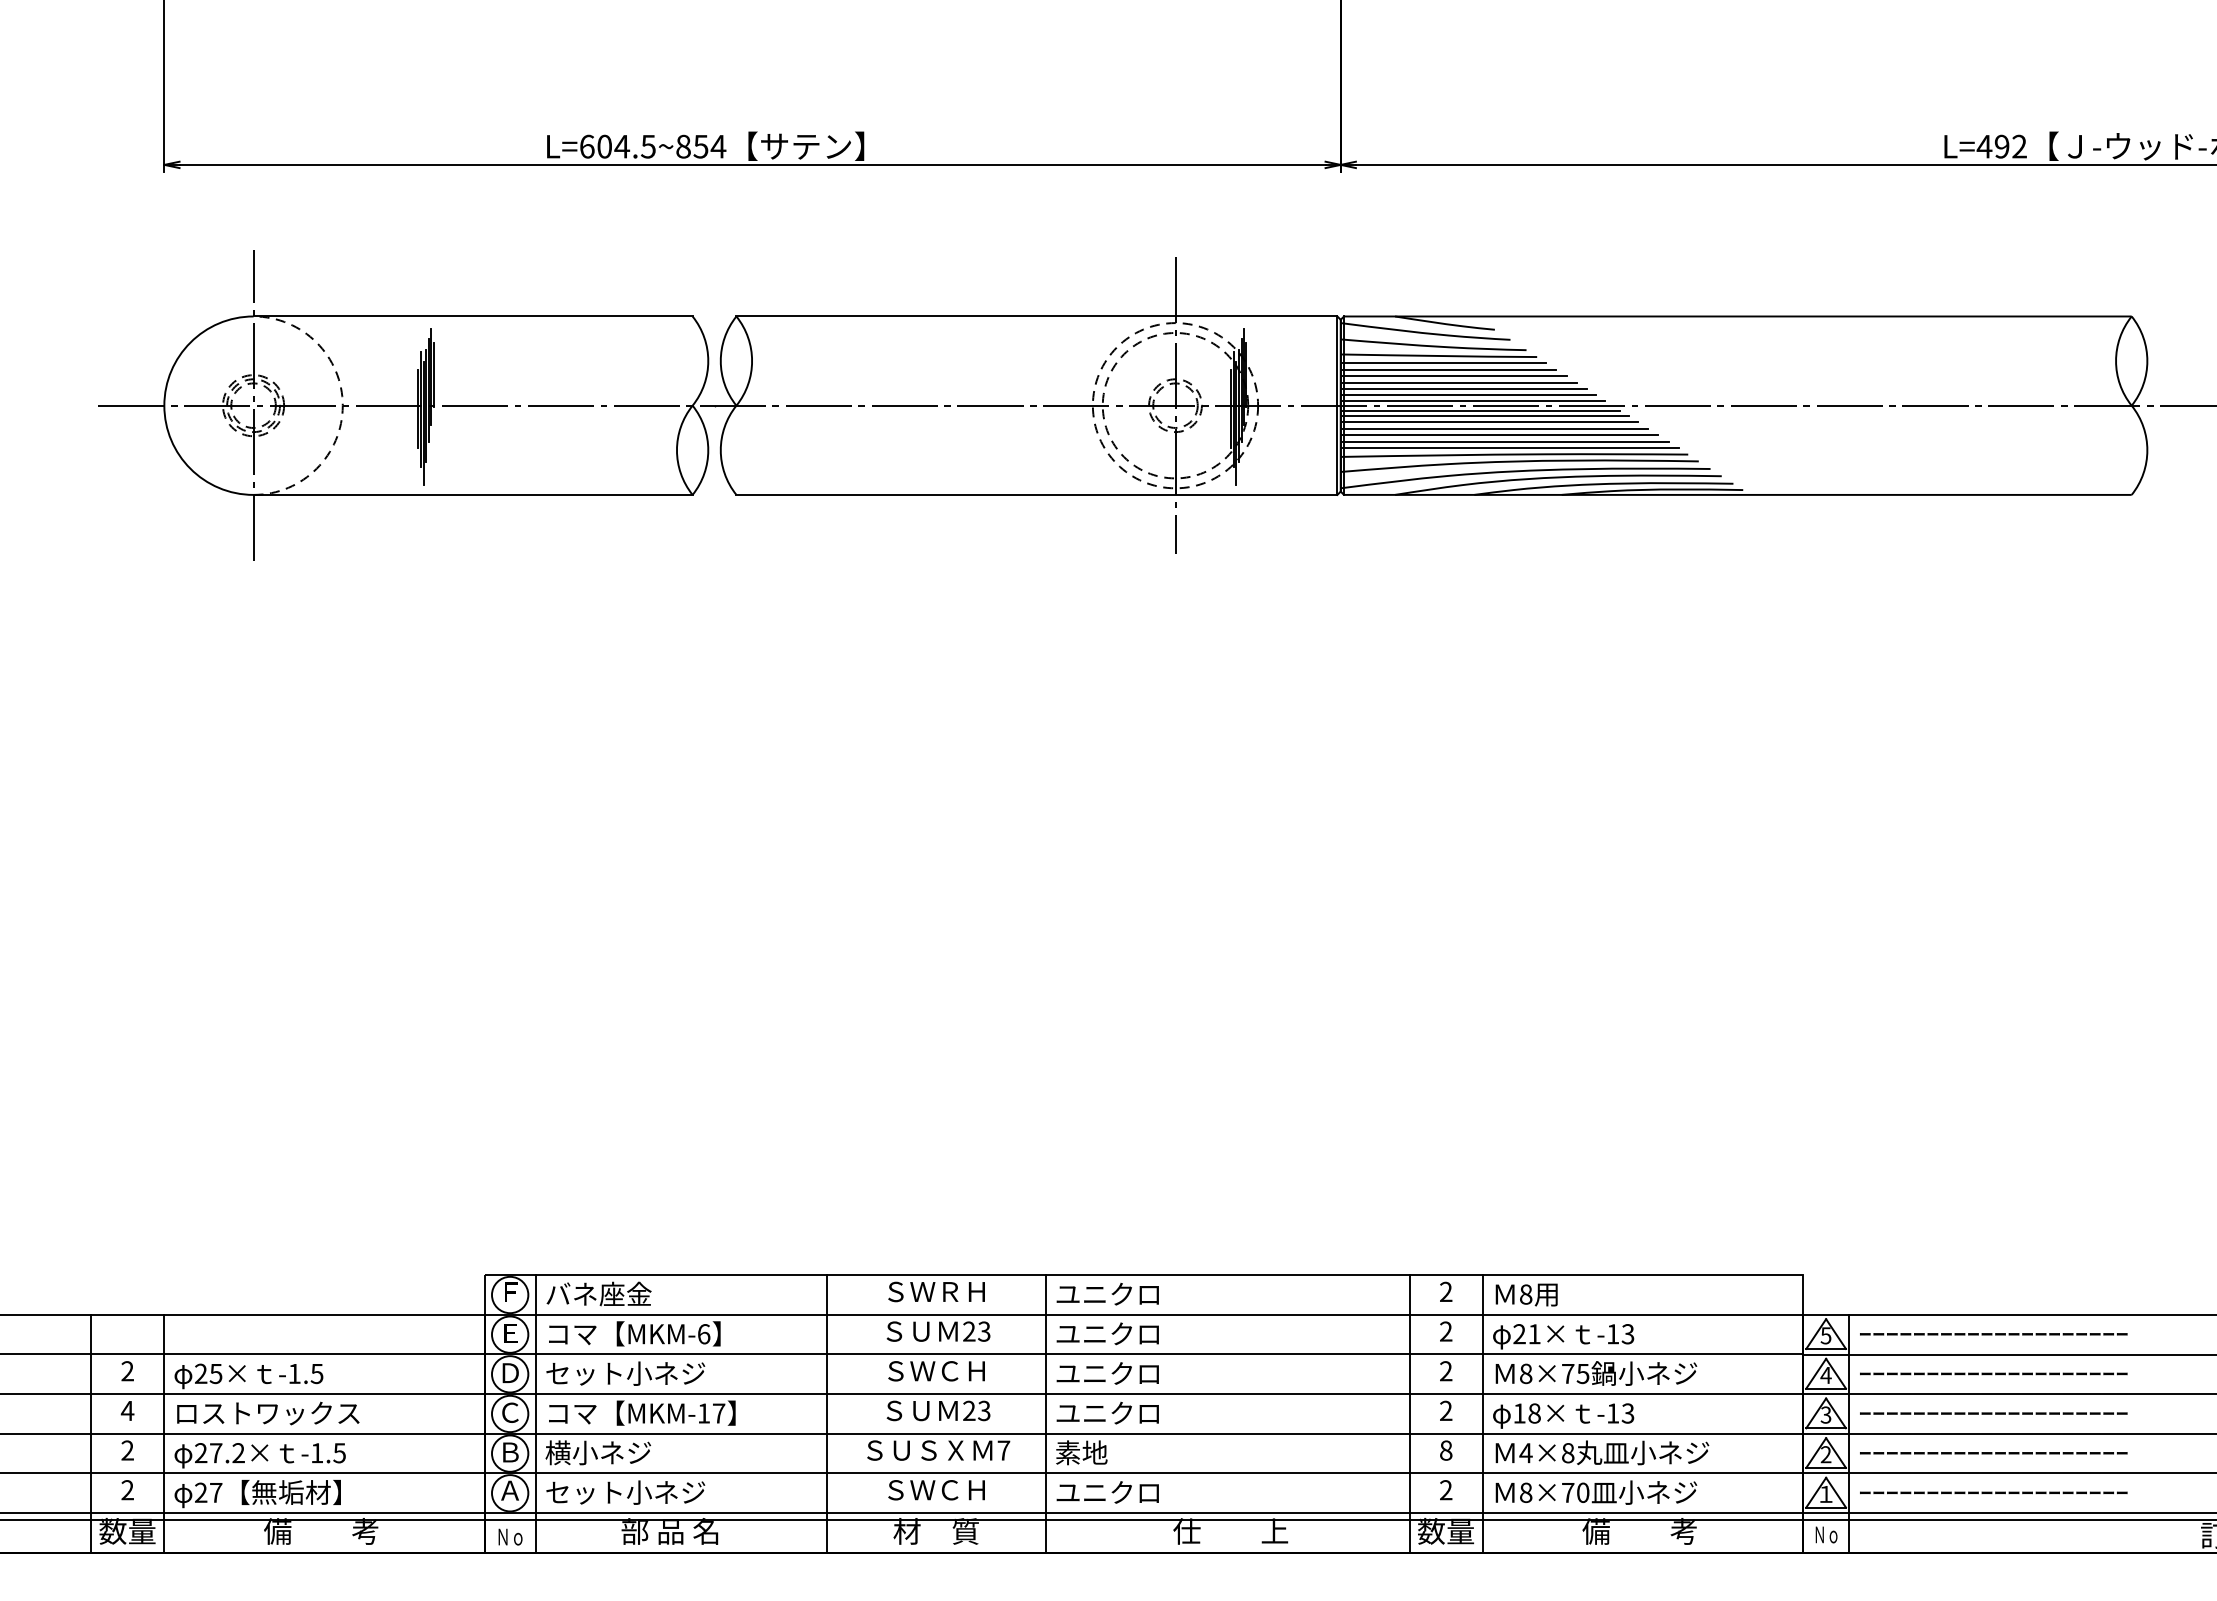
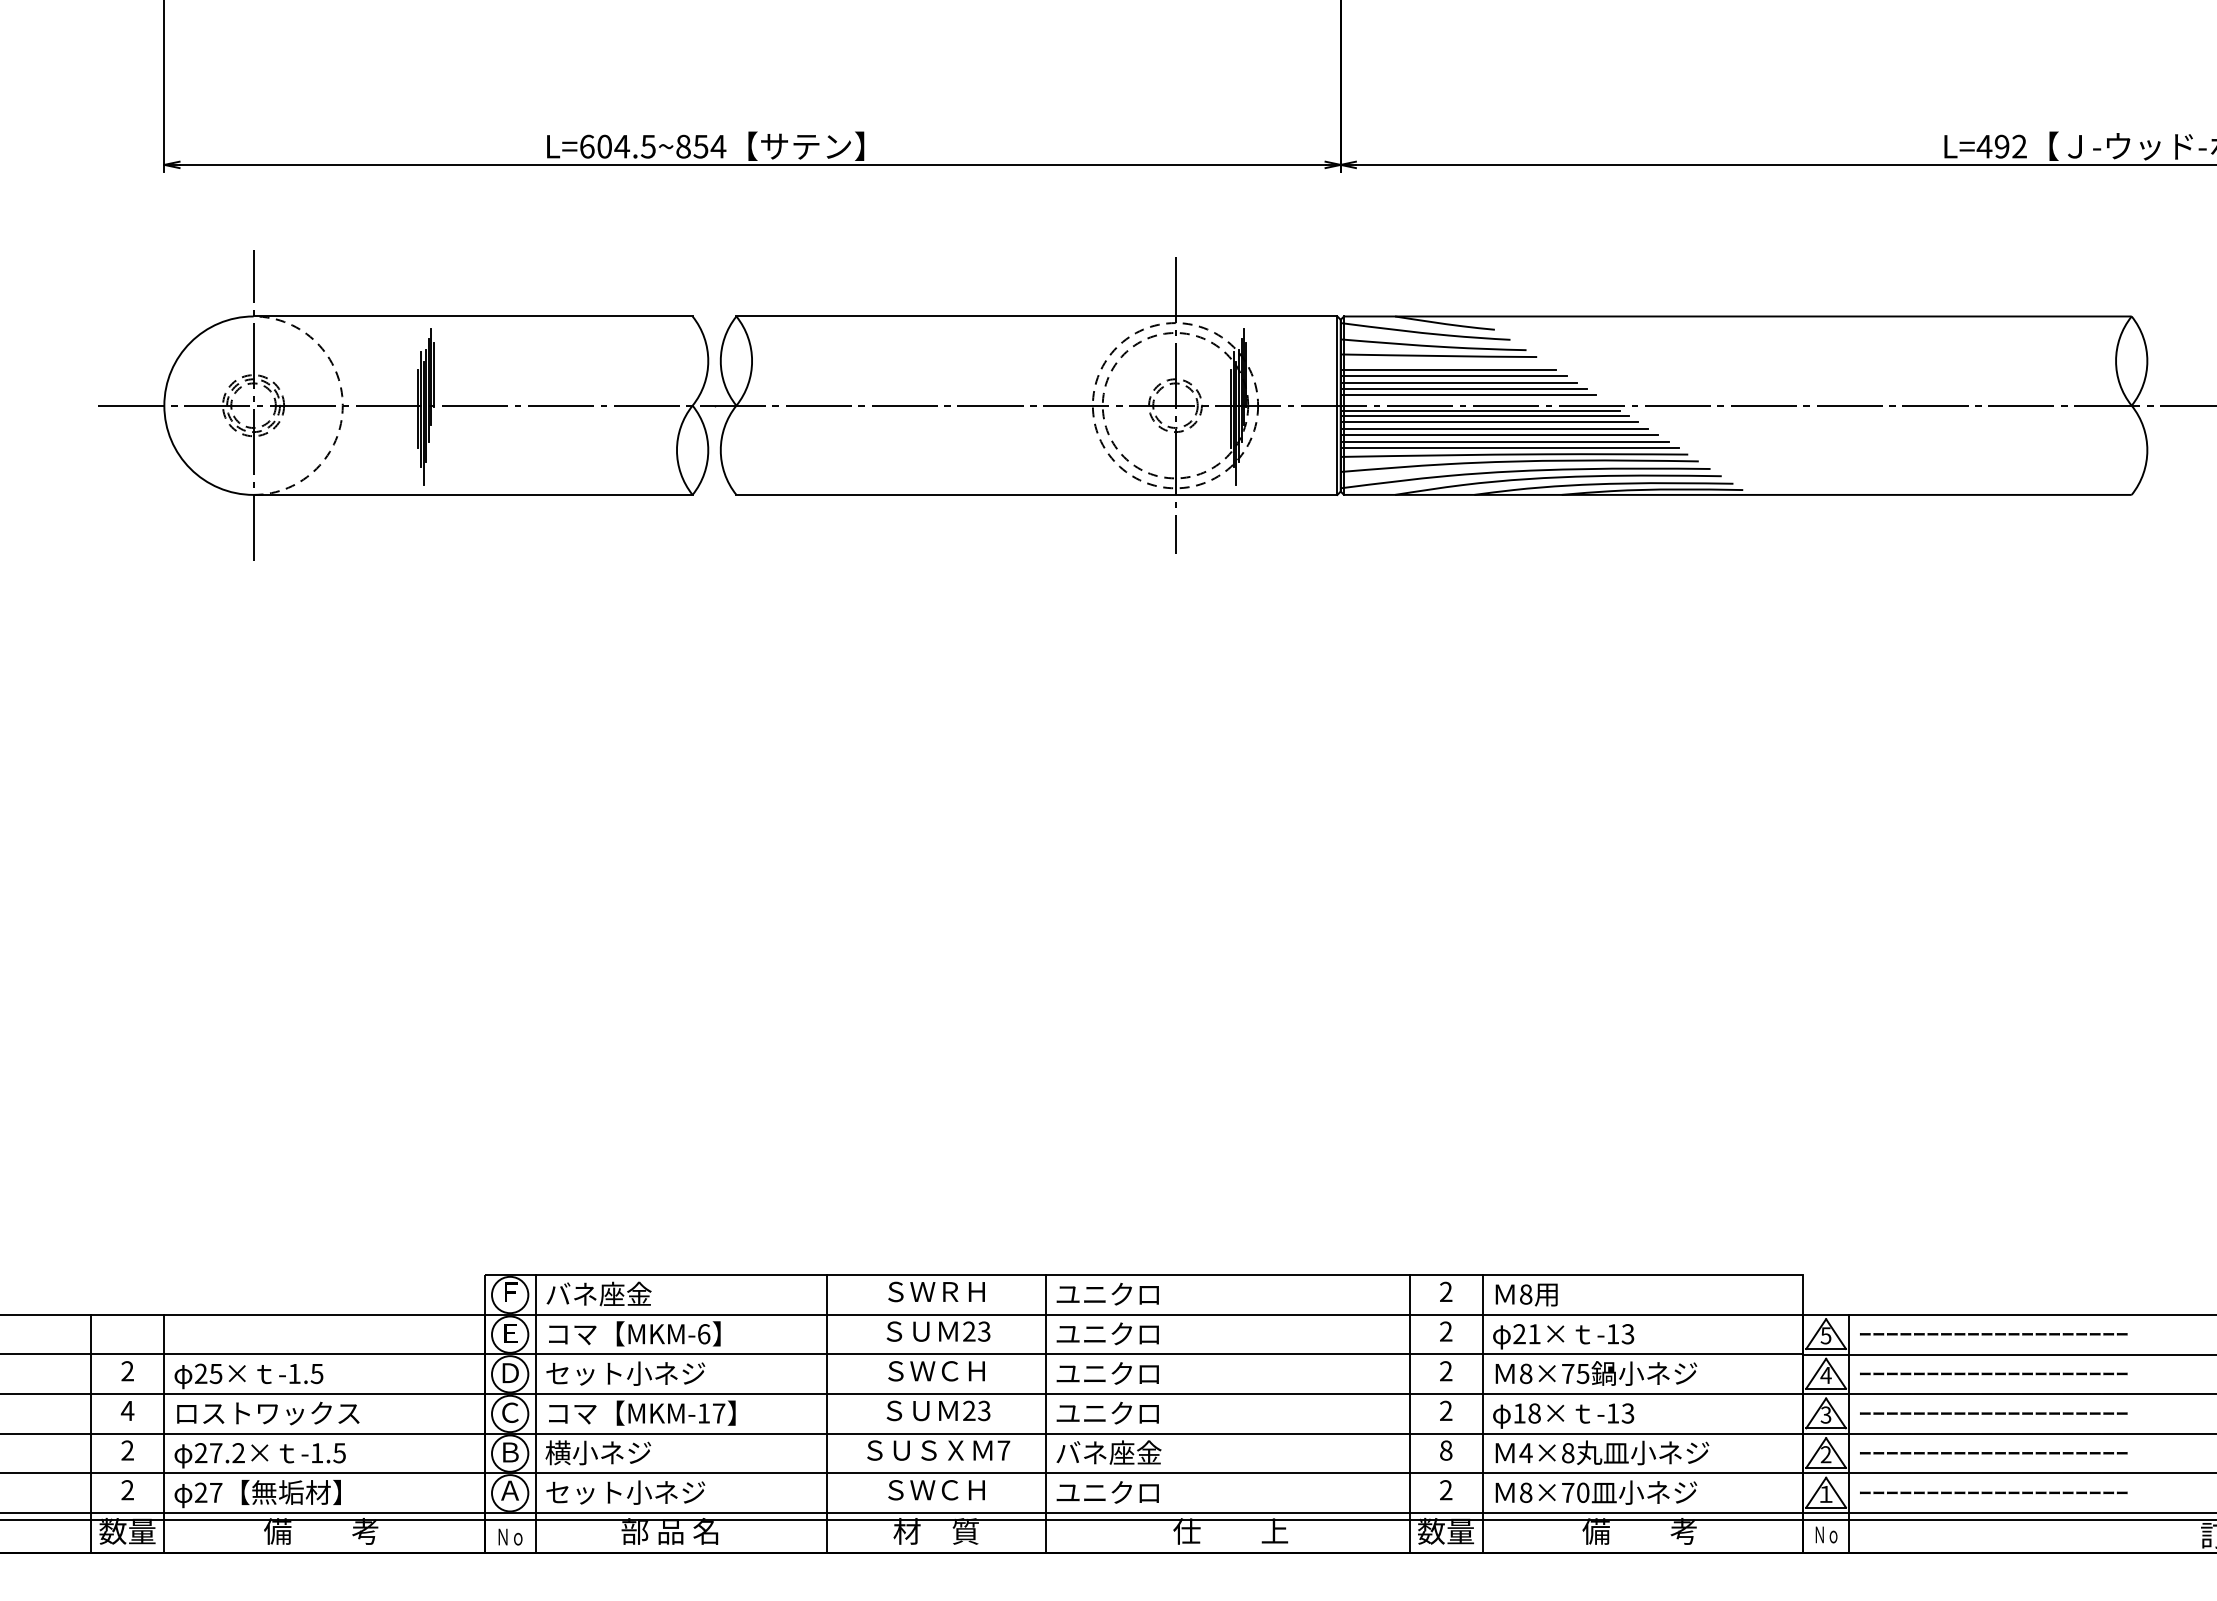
line: present -> none (1443, 362)
line: present -> none (1472, 400)
text: 素地 -> バネ座金 (1108, 1452)
